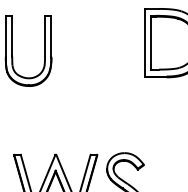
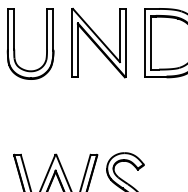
part: none -> present (98, 43)
part position: (12, 50) -> (14, 43) (14, 43)
